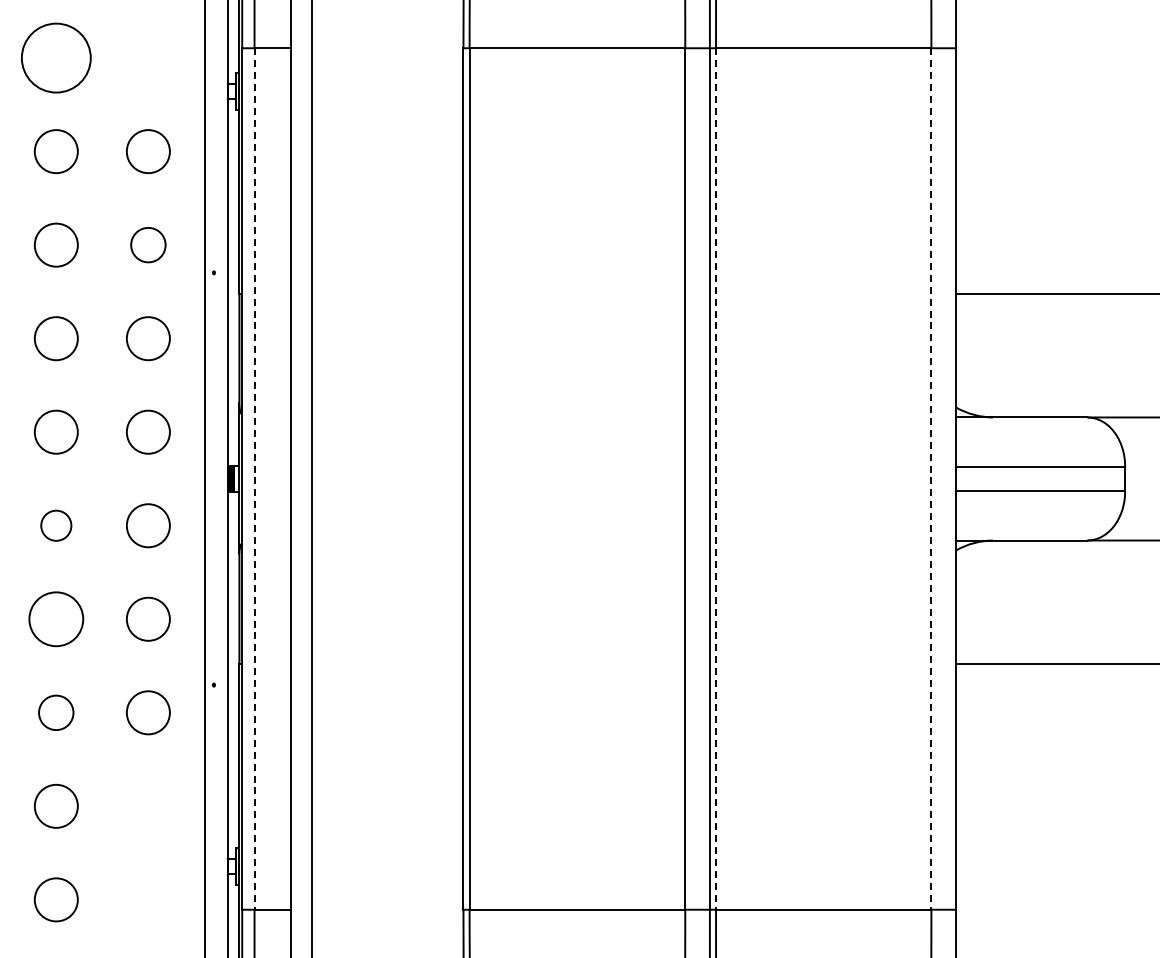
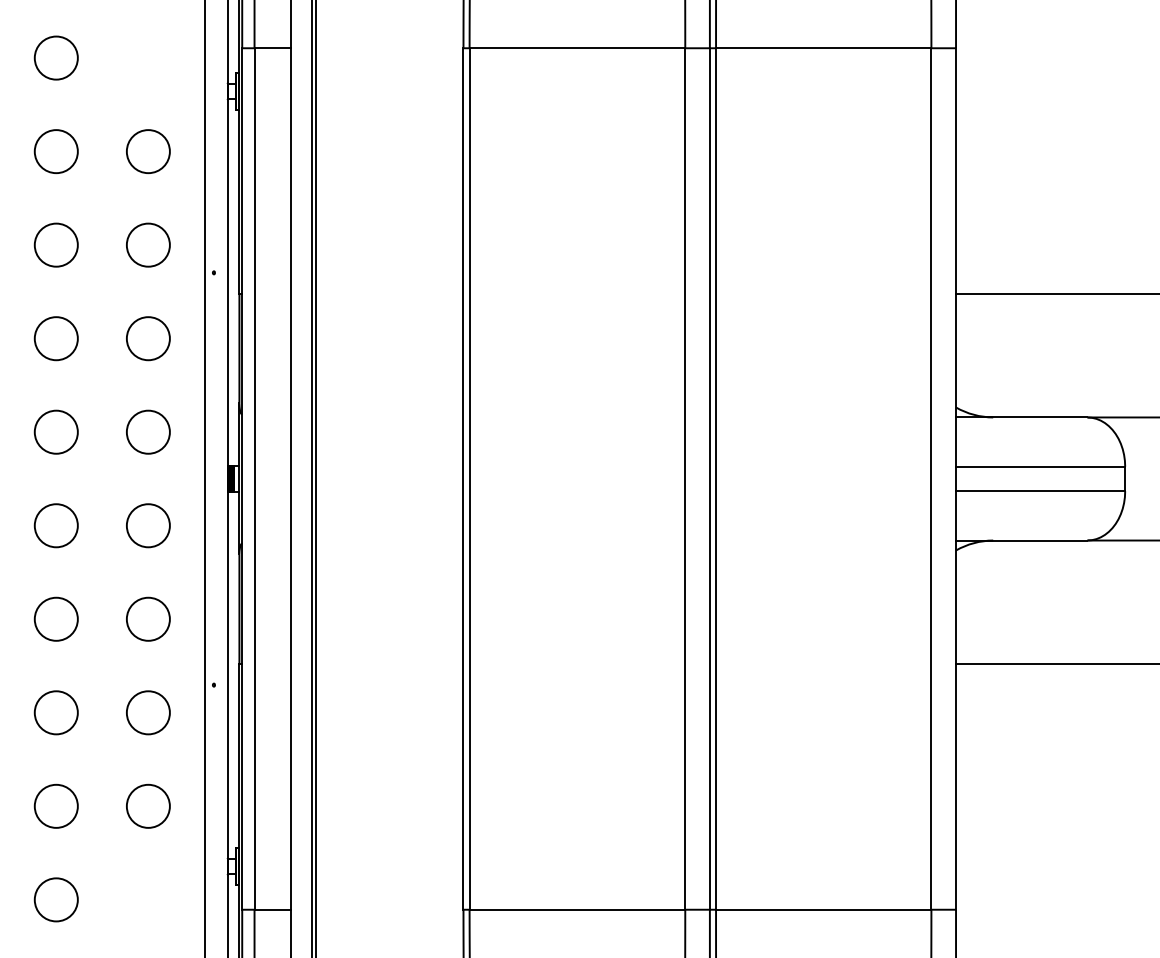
circle diameter: 69 px -> 43 px (55, 57)
circle size: 37x37 px -> 45x46 px (148, 244)
line: none -> present (316, 478)
line: dashed -> solid (254, 479)
line: dashed -> solid (716, 479)
line: dashed -> solid (931, 479)
circle diameter: 30 px -> 43 px (55, 525)
circle diameter: 54 px -> 43 px (55, 618)
circle size: 37x37 px -> 46x46 px (55, 712)
circle: none -> present (148, 805)
